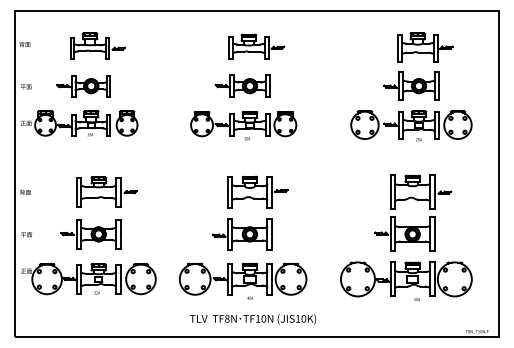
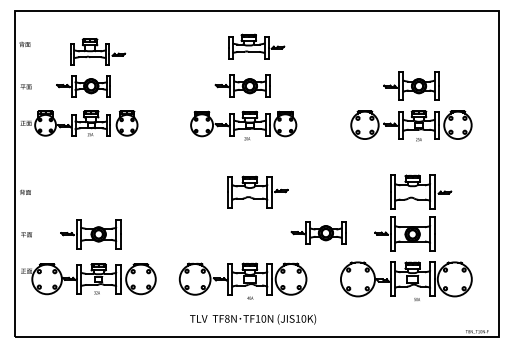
part position: (98, 45) -> (98, 51) (98, 51)
part: present -> none (425, 47)
part: present -> none (106, 191)
part: none -> present (318, 232)
part: present -> none (241, 234)
